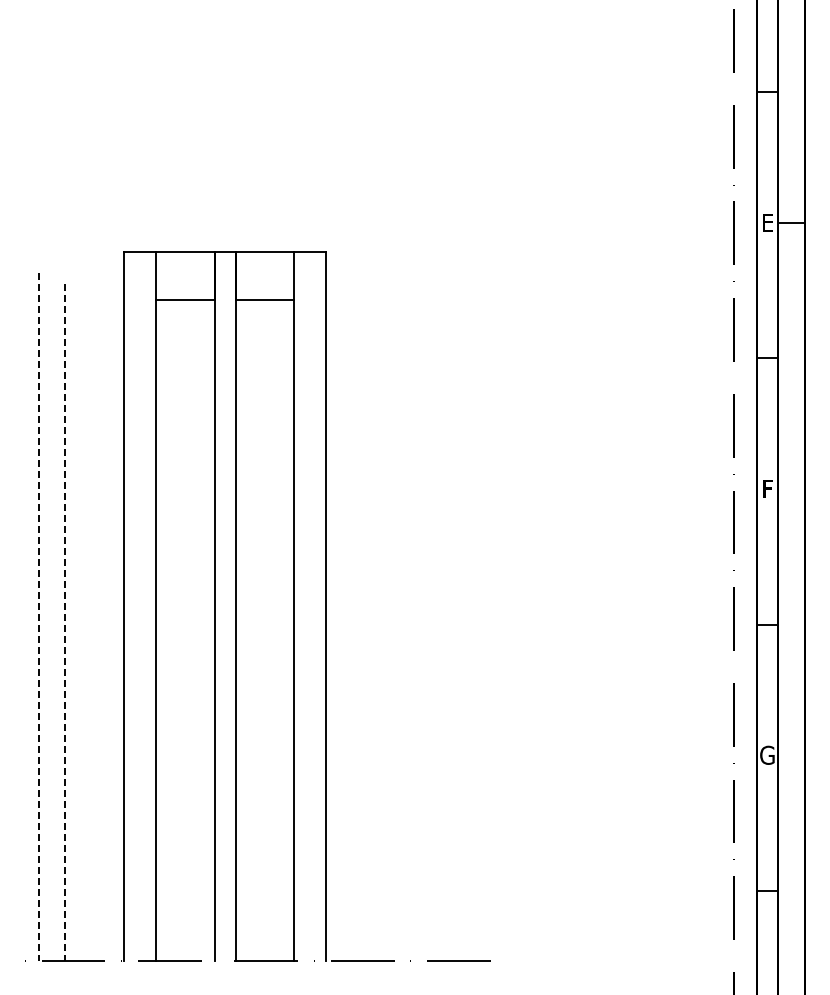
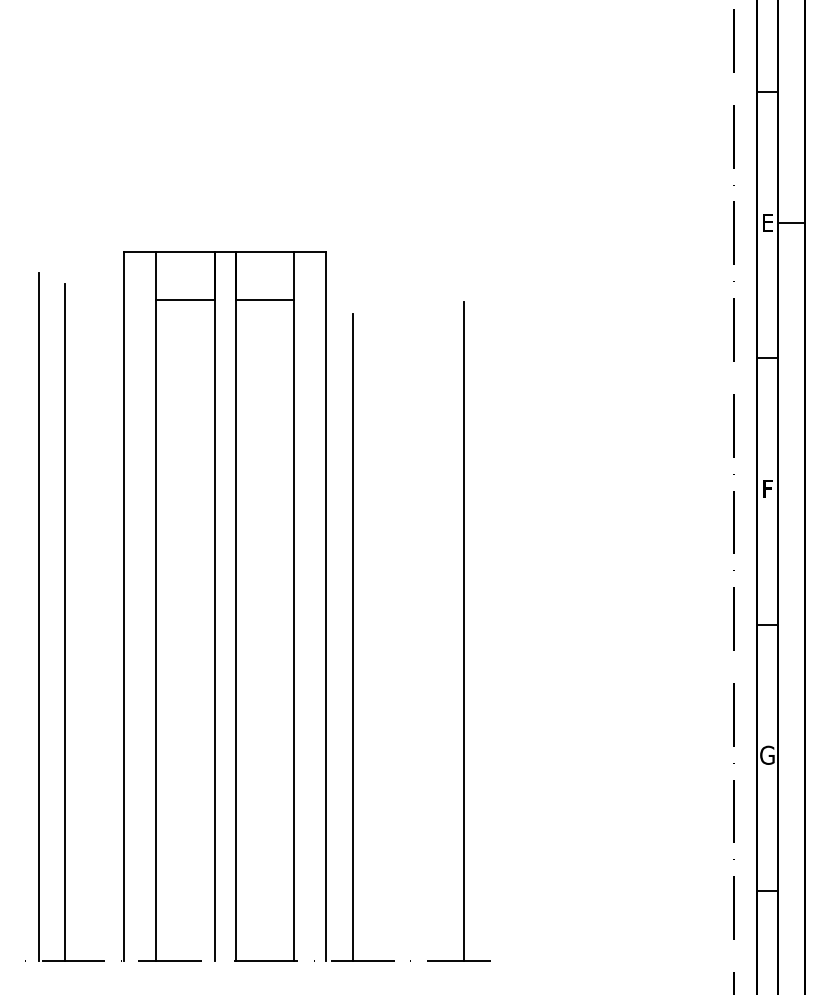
line: dashed -> solid (38, 617)
line: dashed -> solid (65, 622)
line: none -> present (464, 630)
line: none -> present (352, 637)
